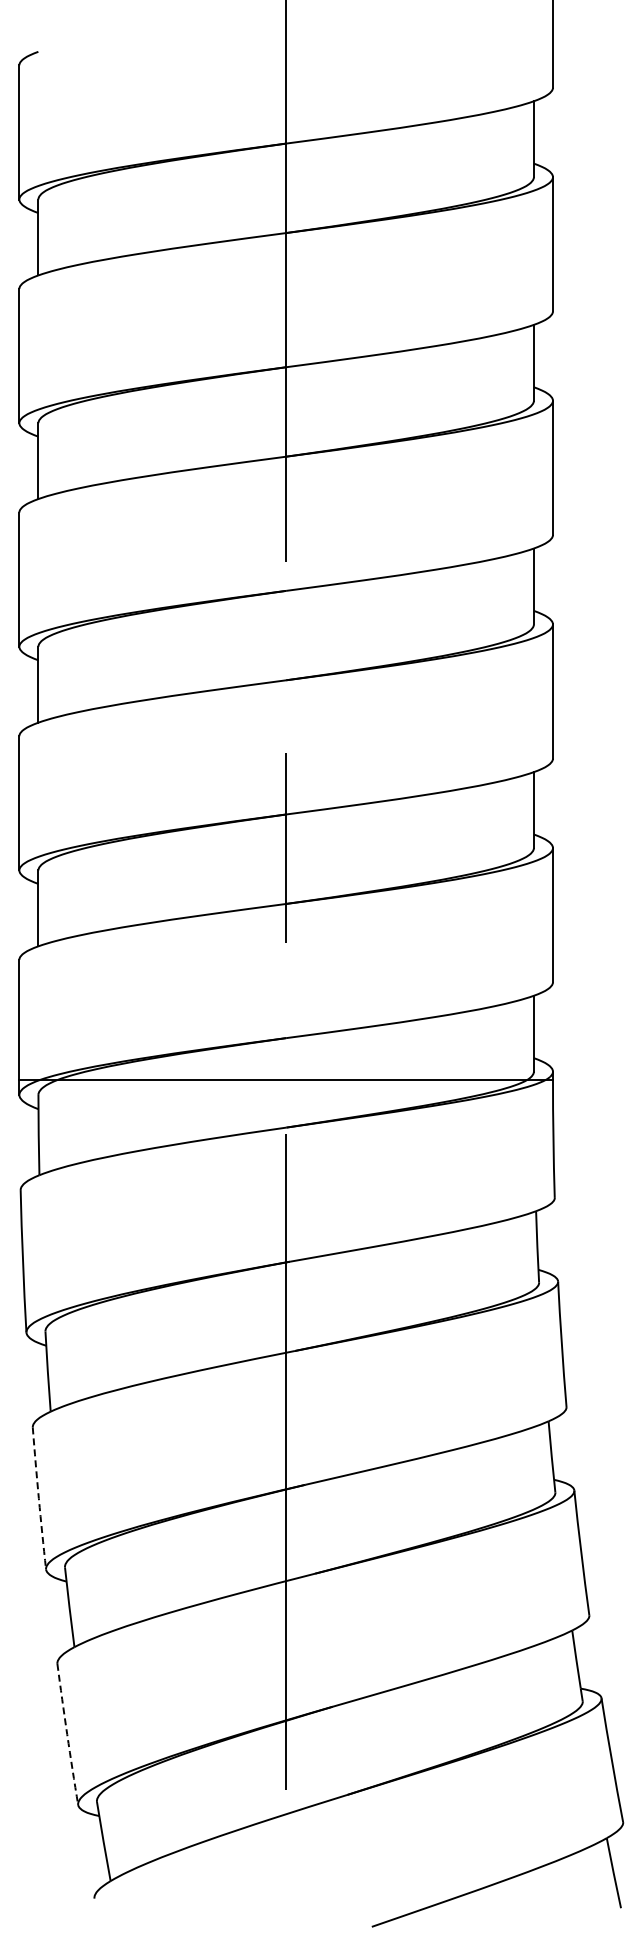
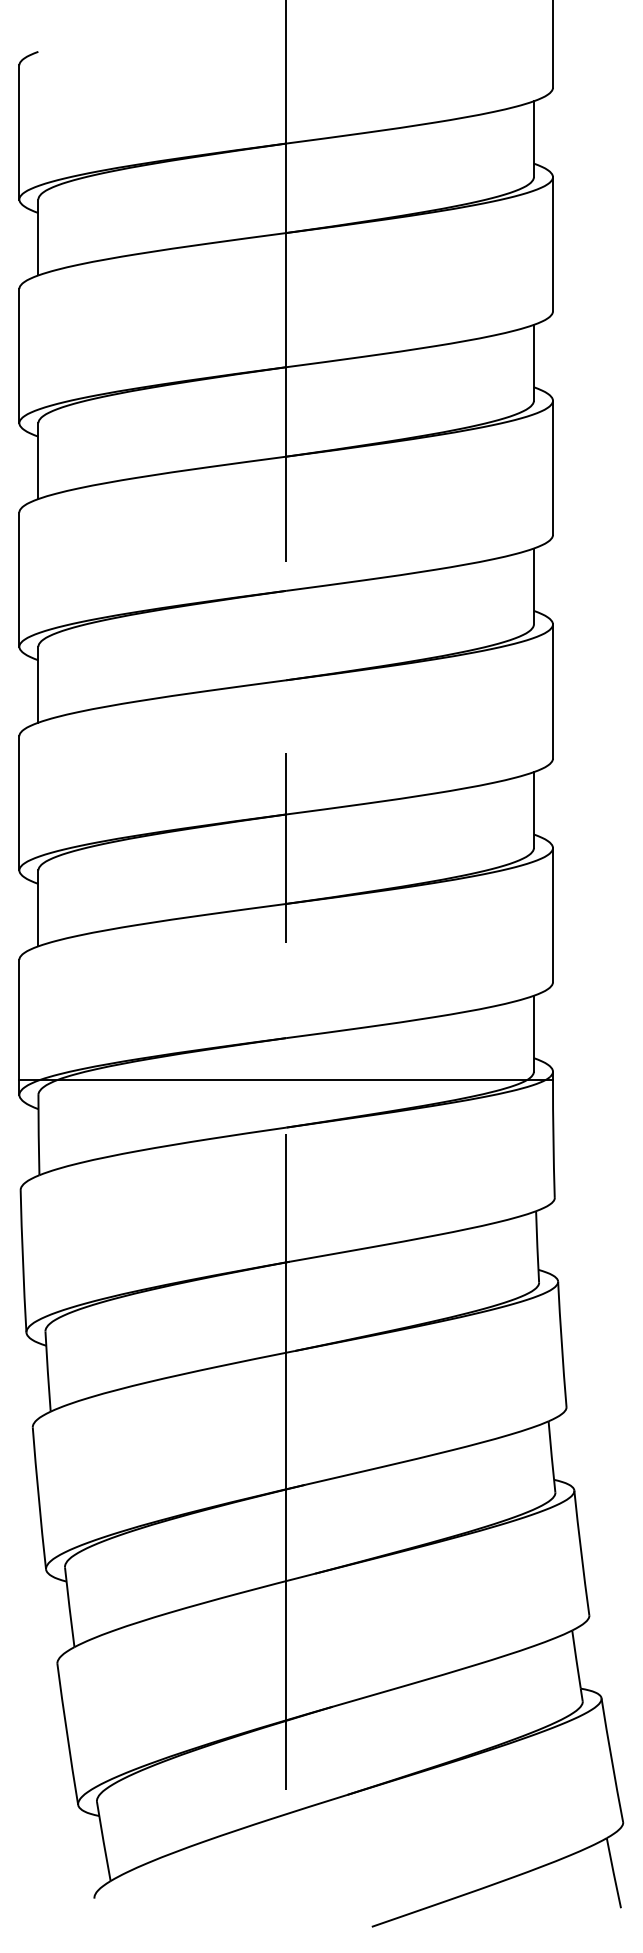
arc: dashed -> solid (38, 1498)
arc: dashed -> solid (67, 1734)
